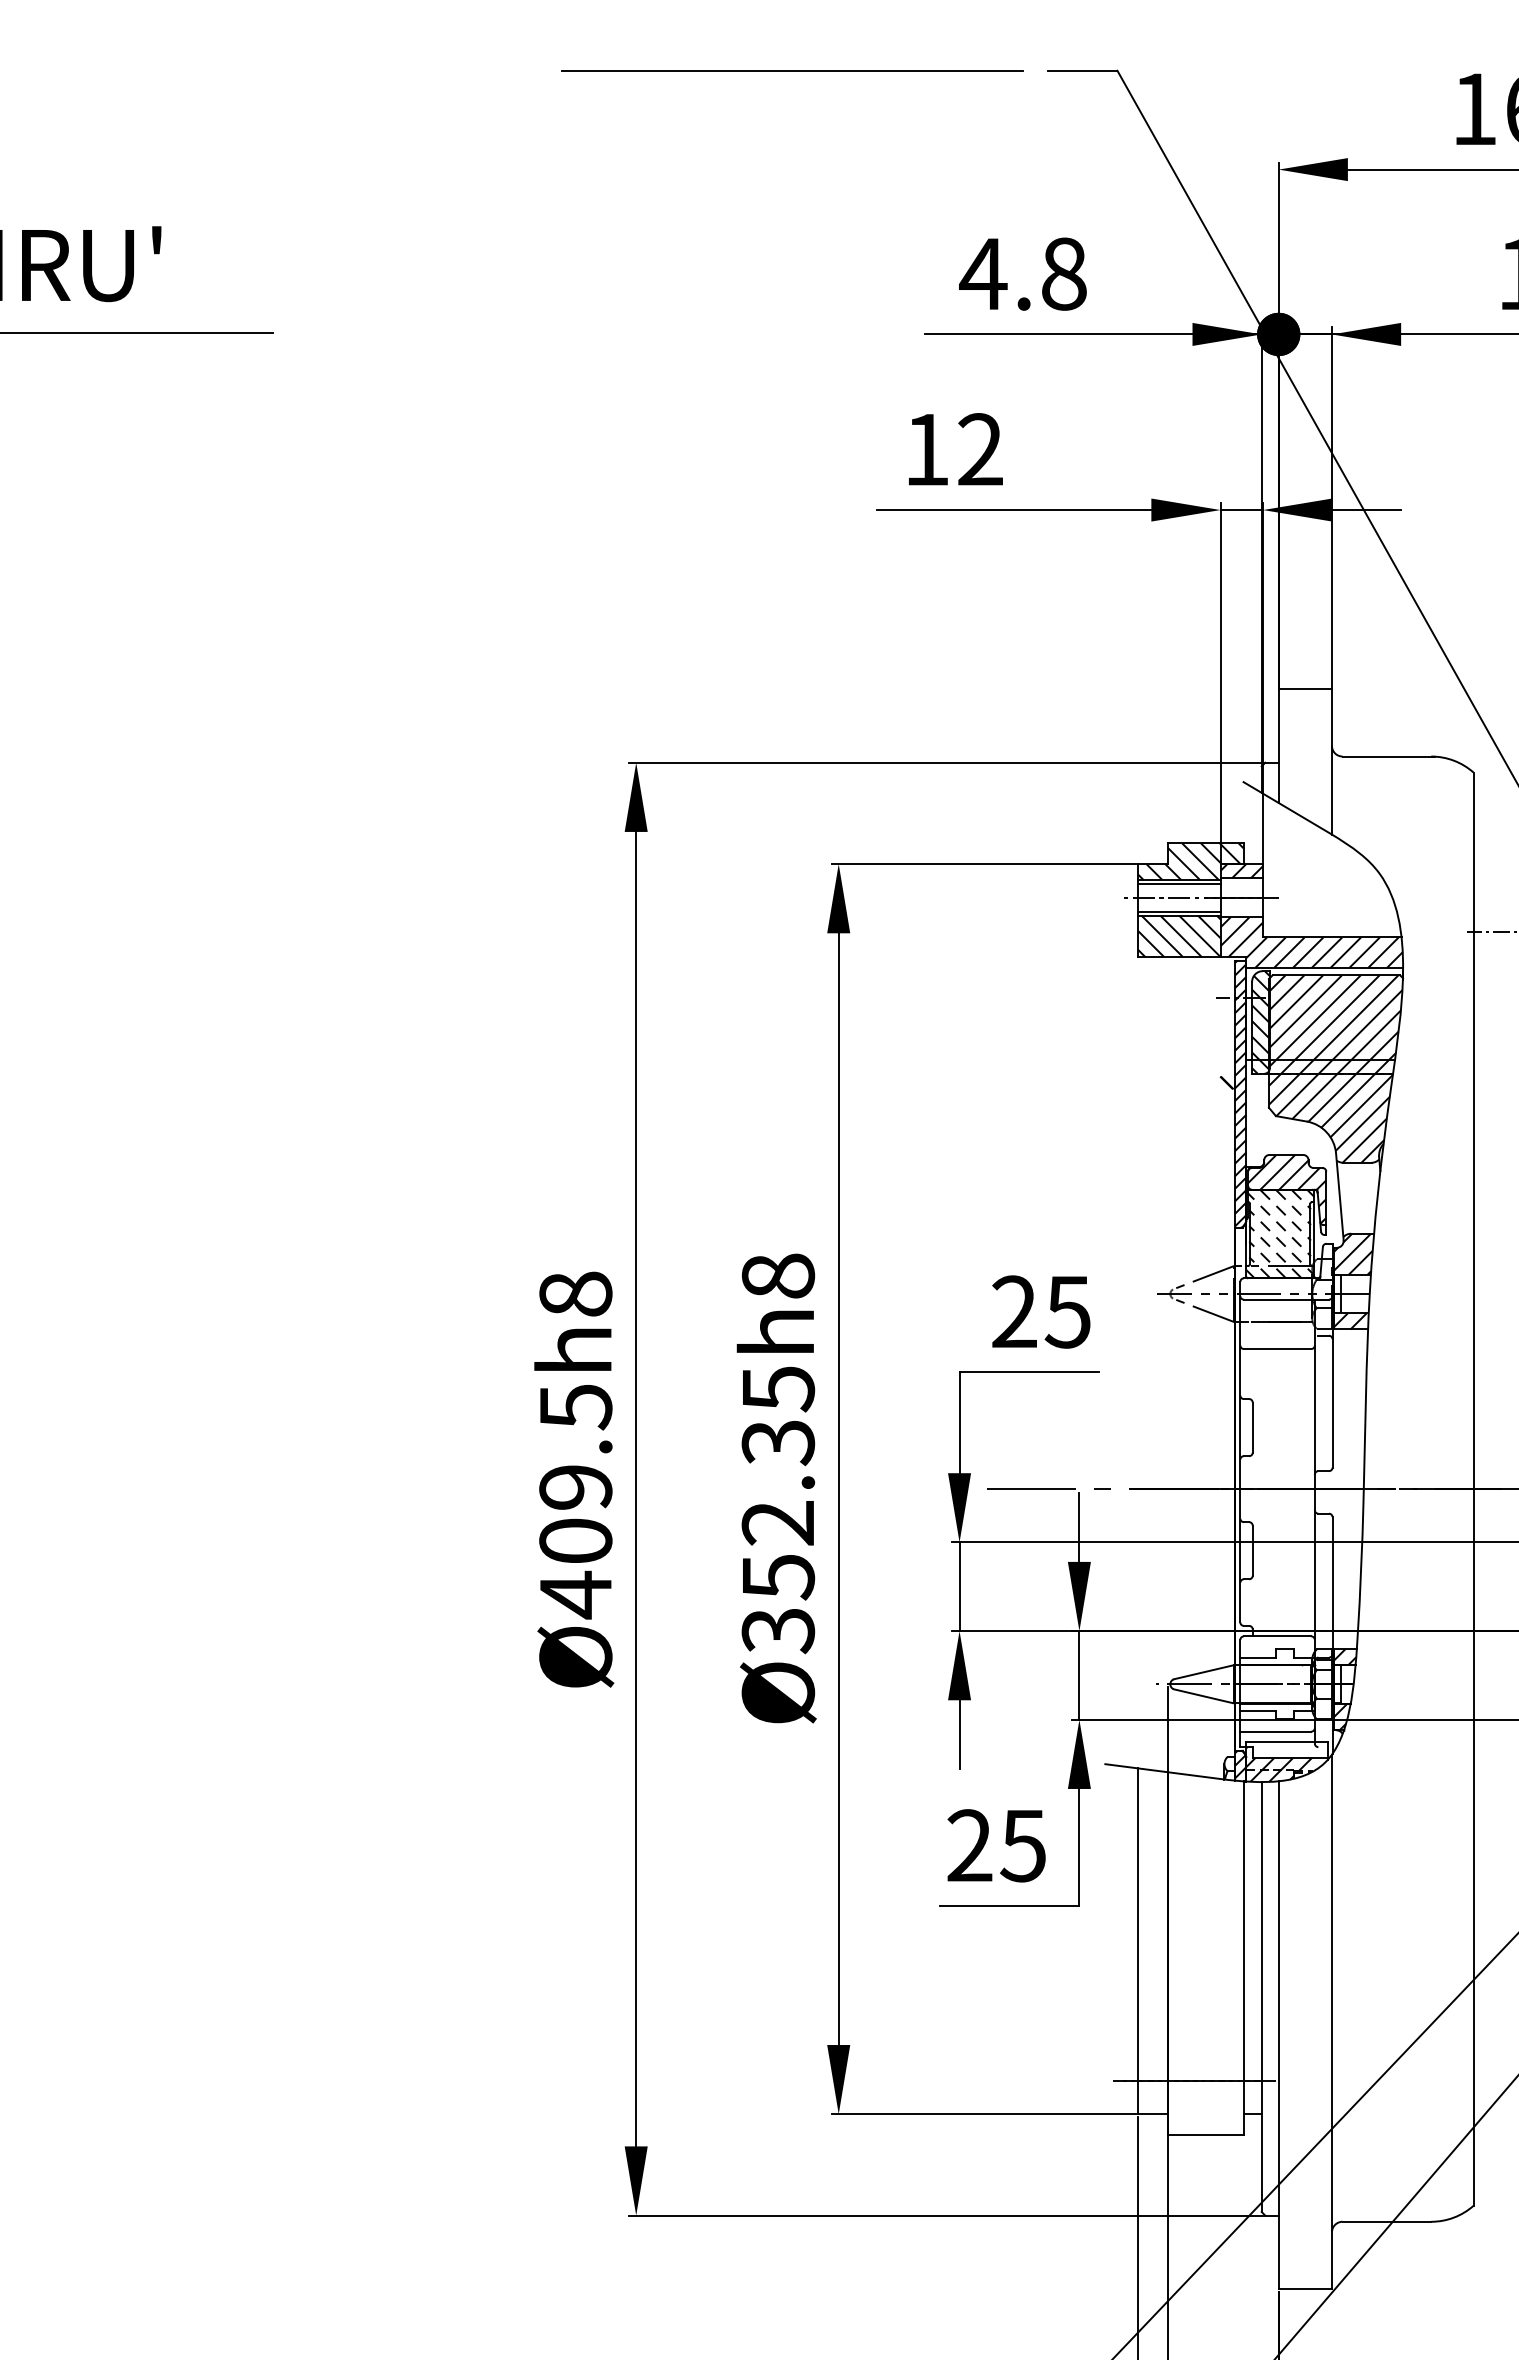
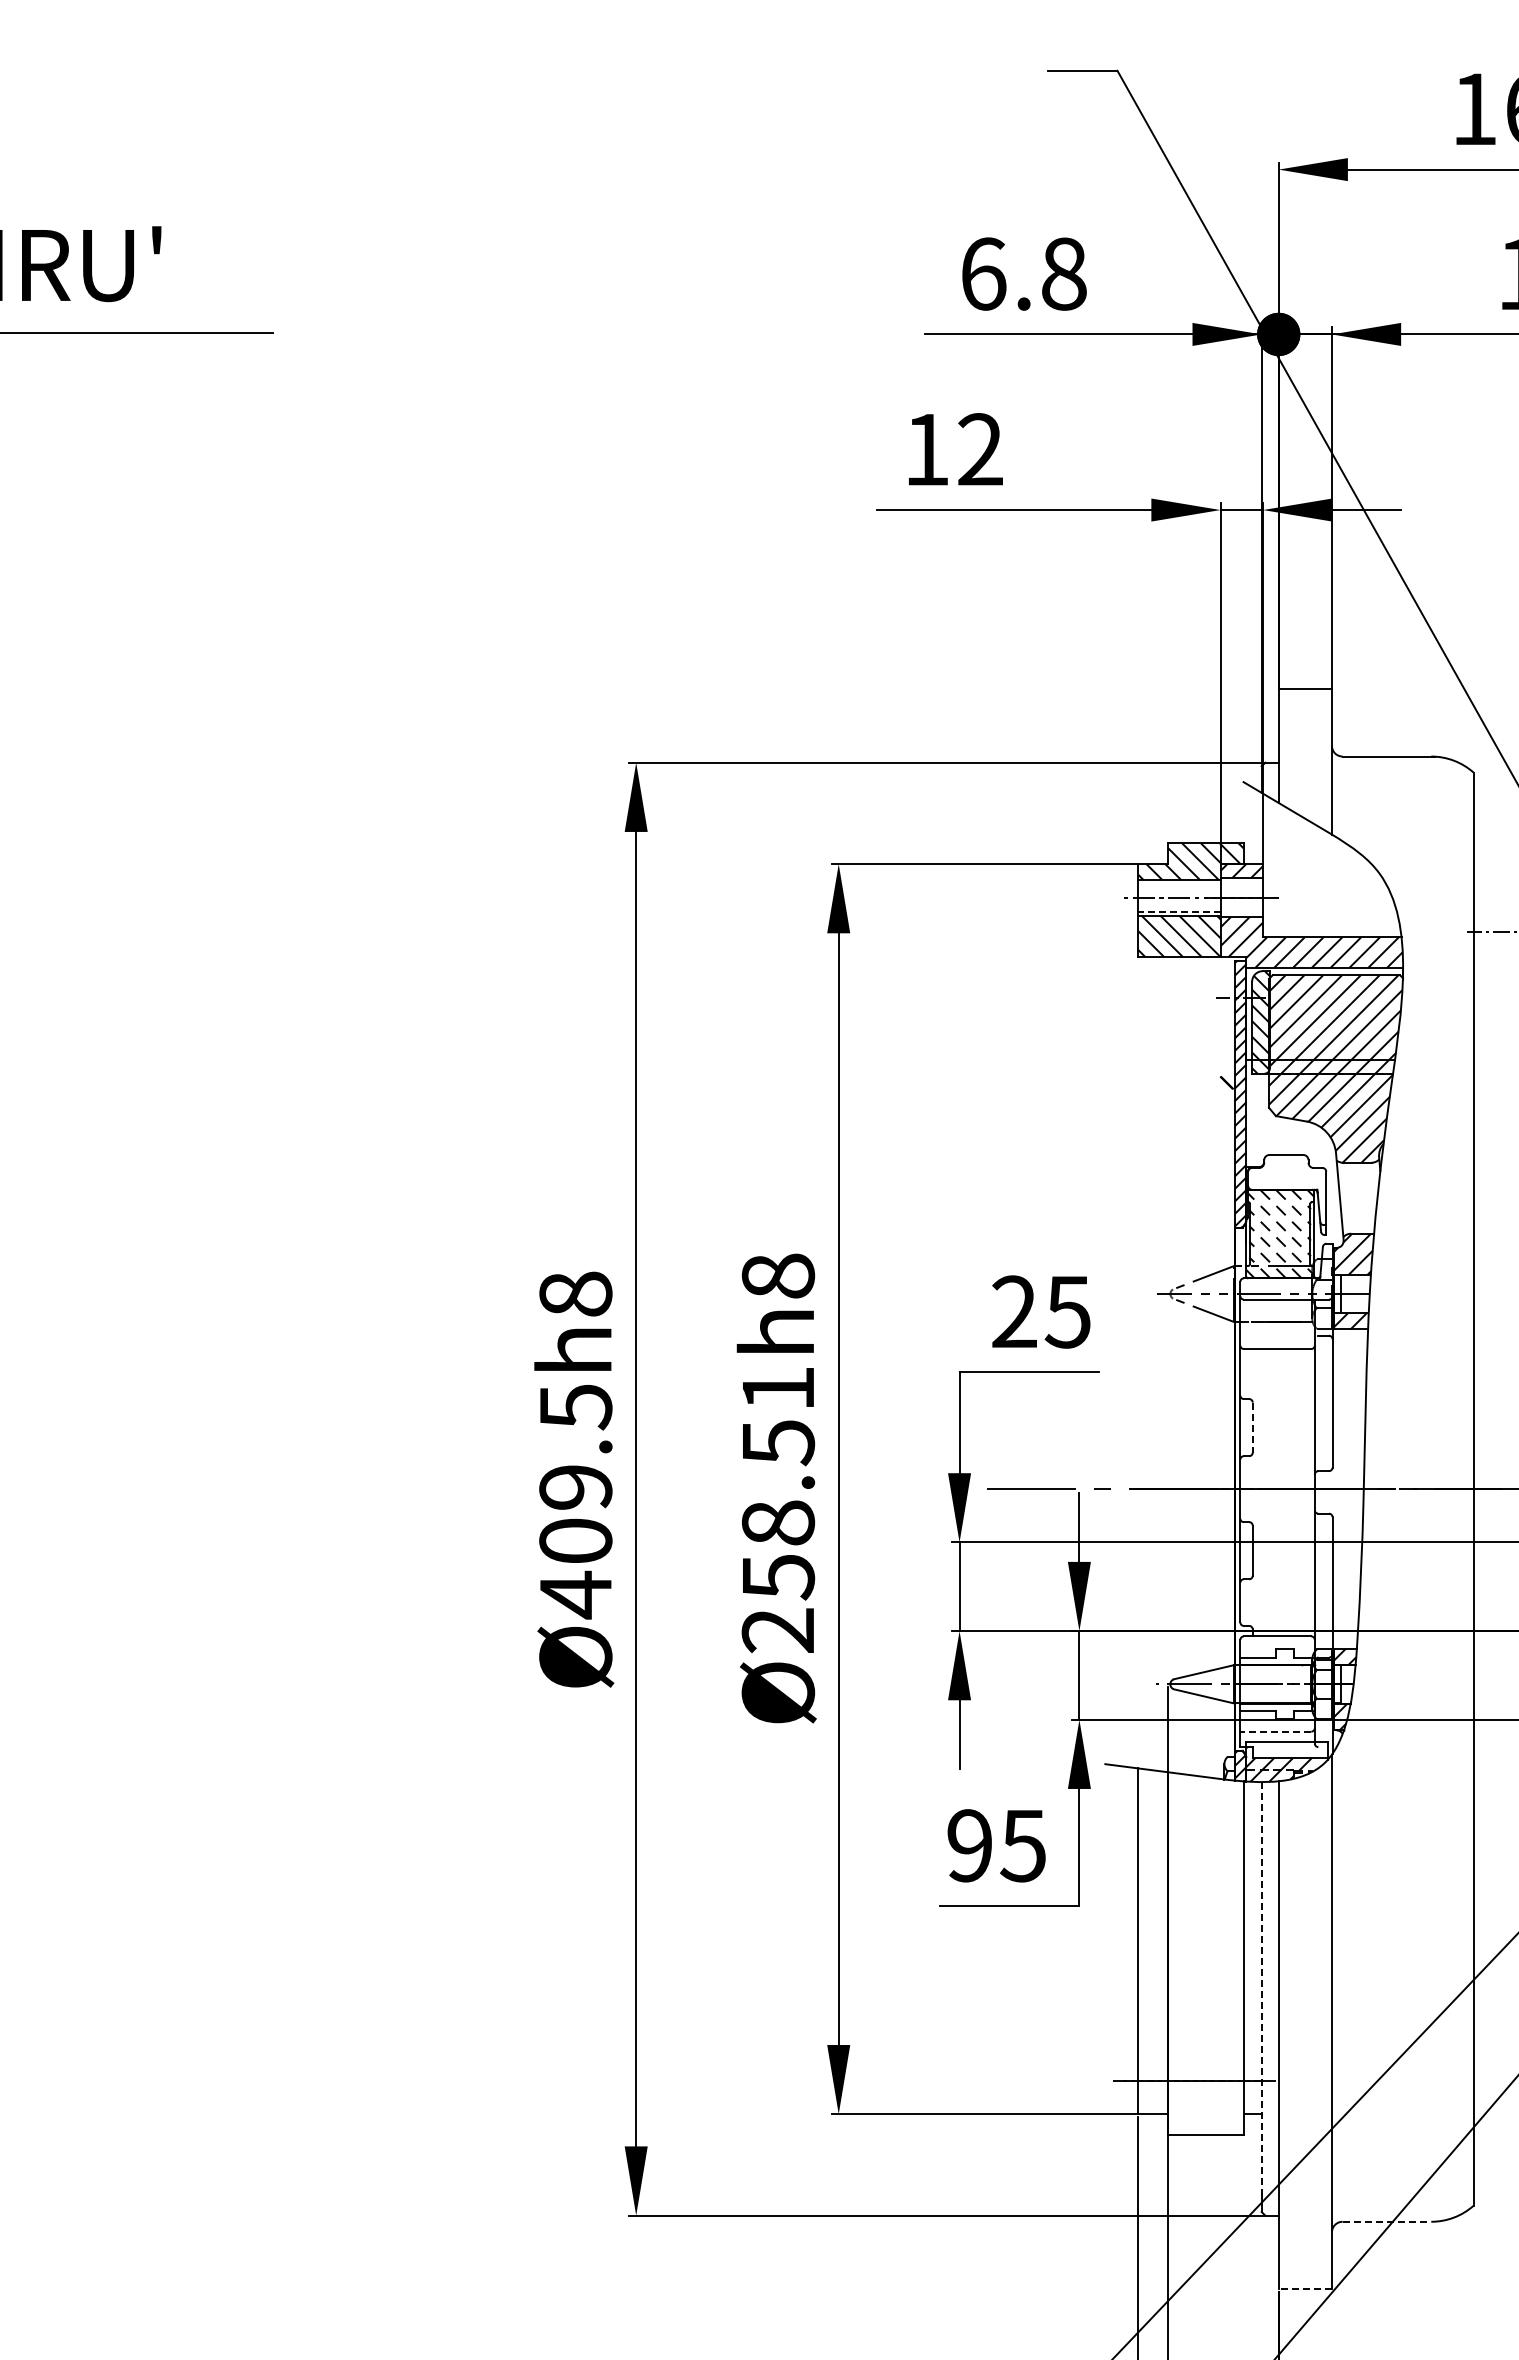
line: present -> none (792, 70)
text: 4.8 -> 6.8 (983, 273)
line: present -> none (1179, 883)
line: solid -> dashed (1178, 911)
hatch: present -> none (1286, 1188)
line: solid -> dashed (1252, 1428)
text: Ø352.35h8 -> Ø258.51h8 (778, 1510)
line: solid -> dashed (1275, 1731)
text: 25 -> 95 (969, 1845)
line: solid -> dashed (1261, 1988)
line: solid -> dashed (1387, 2221)
line: solid -> dashed (1305, 2289)
